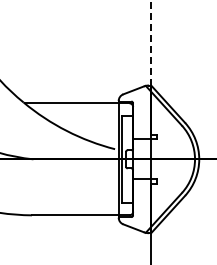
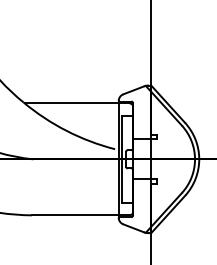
line: dashed -> solid (151, 42)
